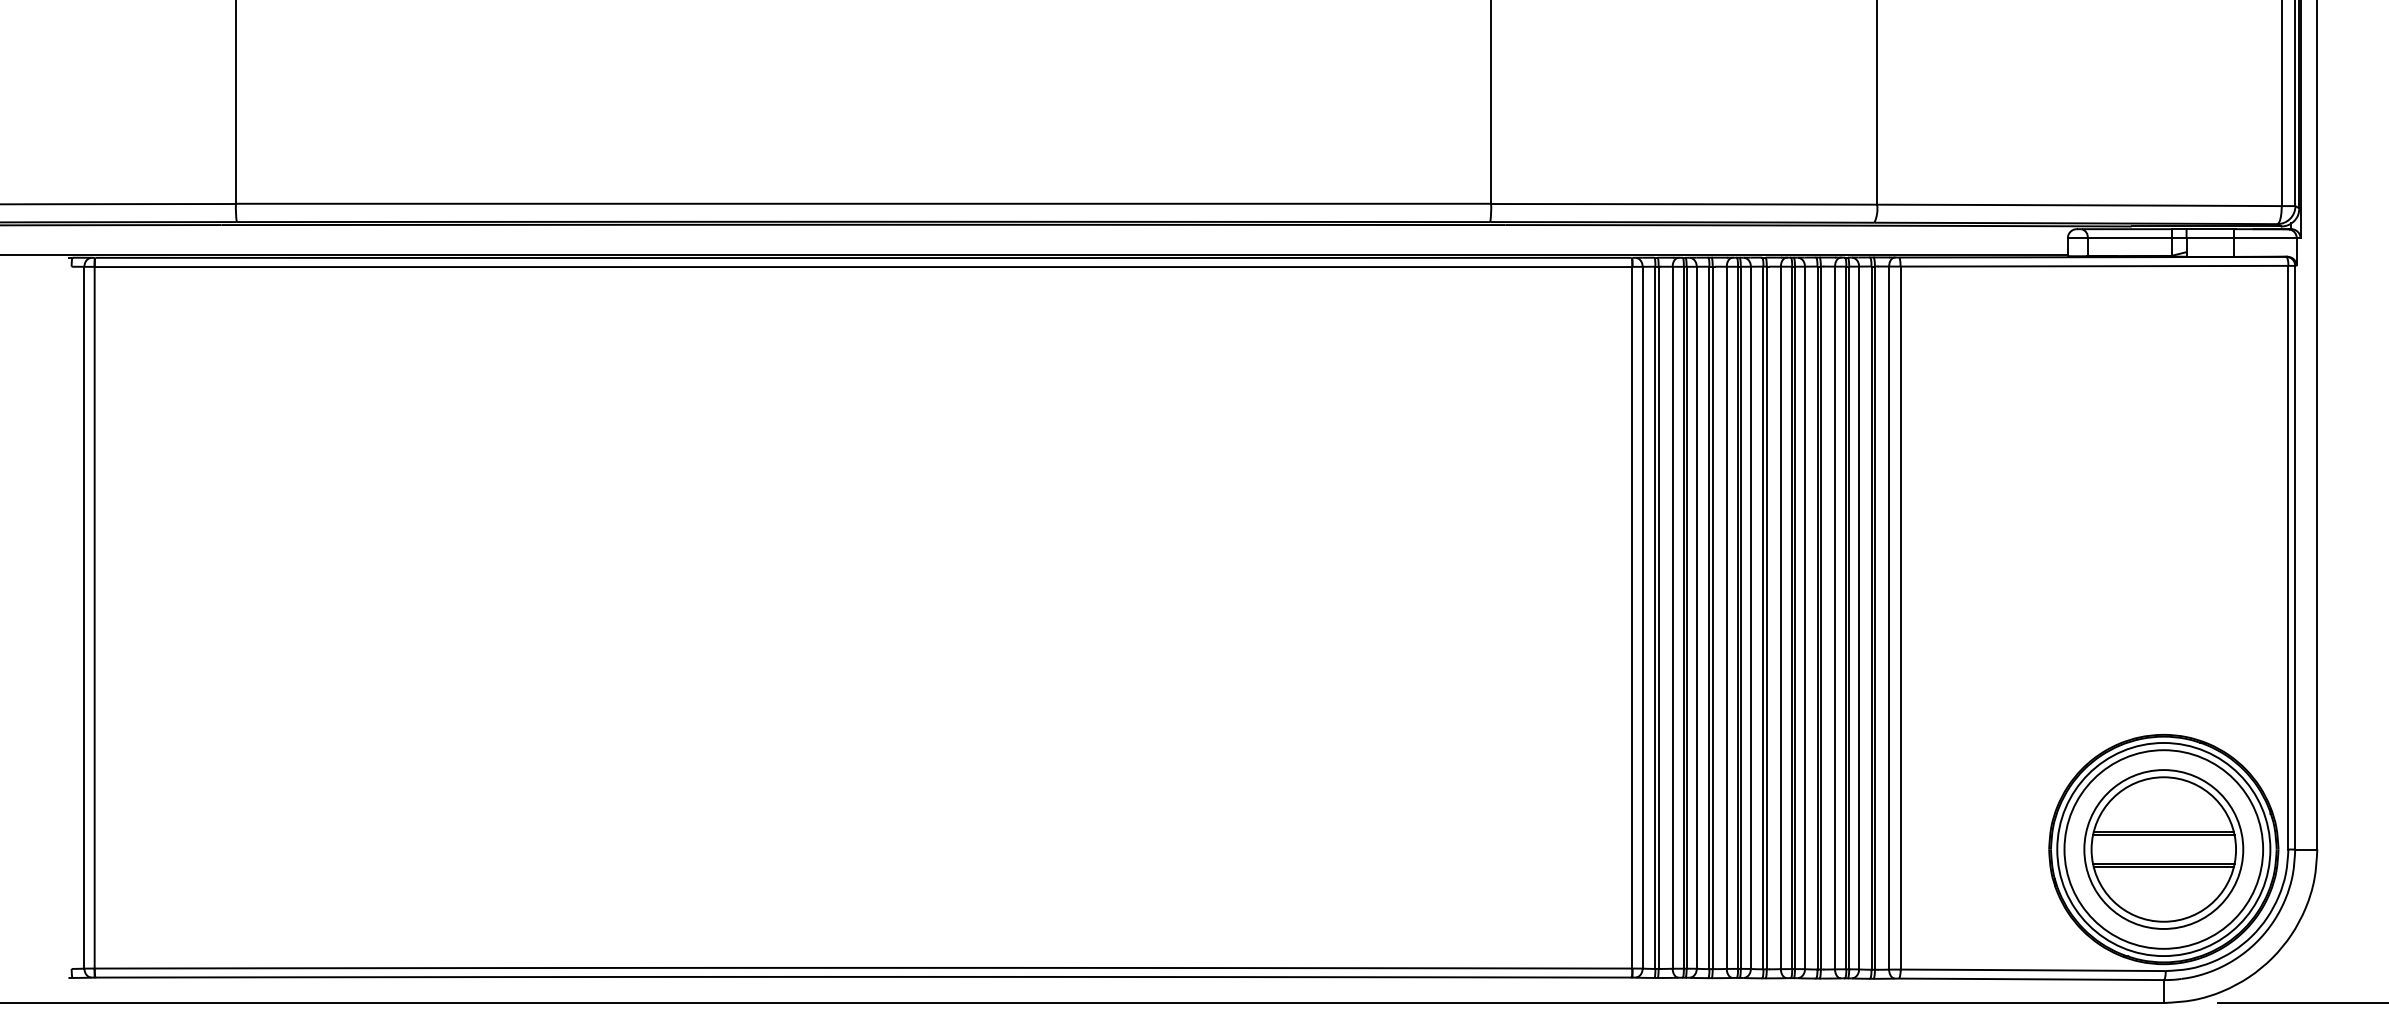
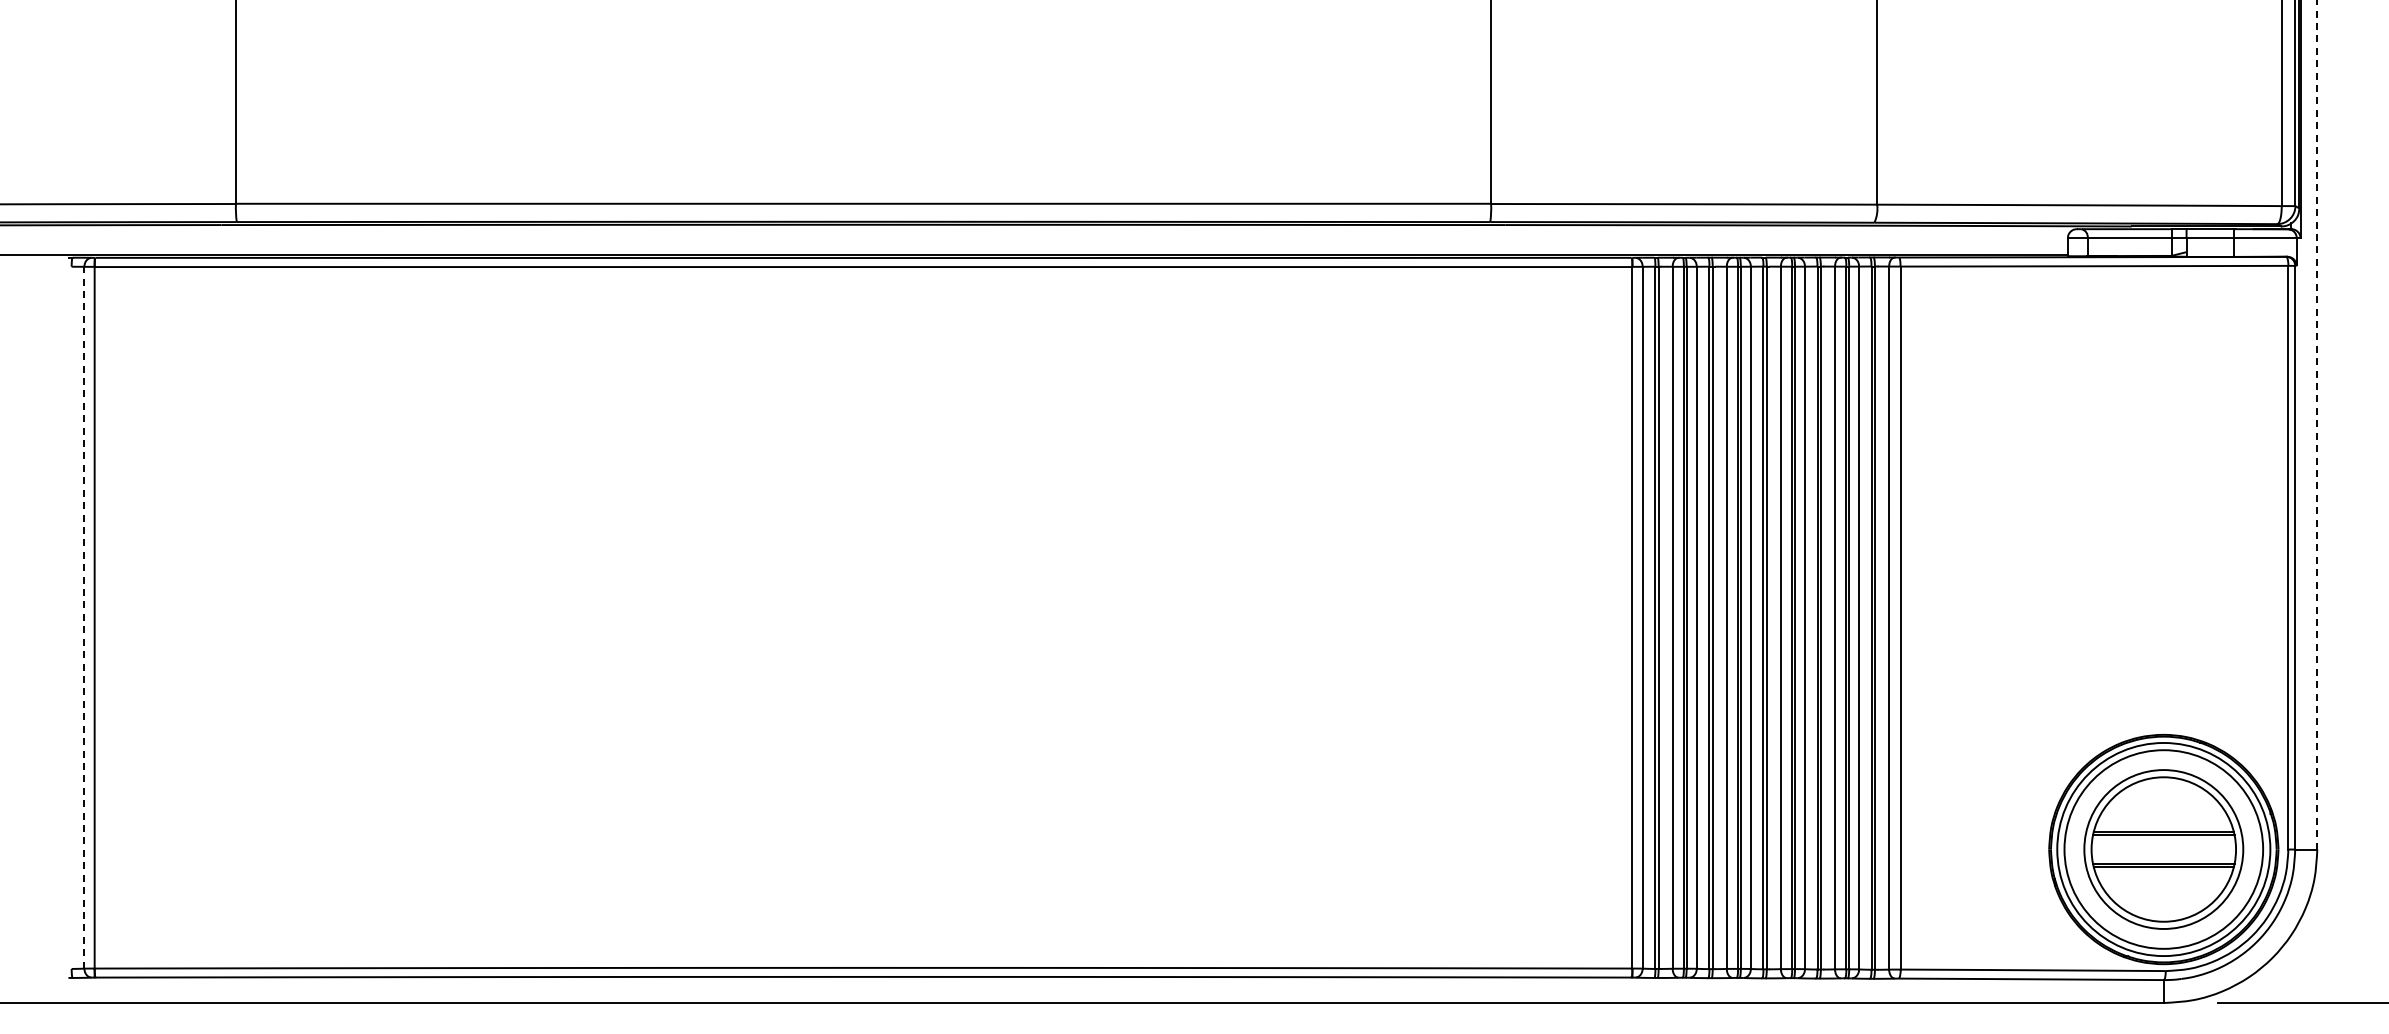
line: solid -> dashed (2317, 424)
line: solid -> dashed (84, 617)
